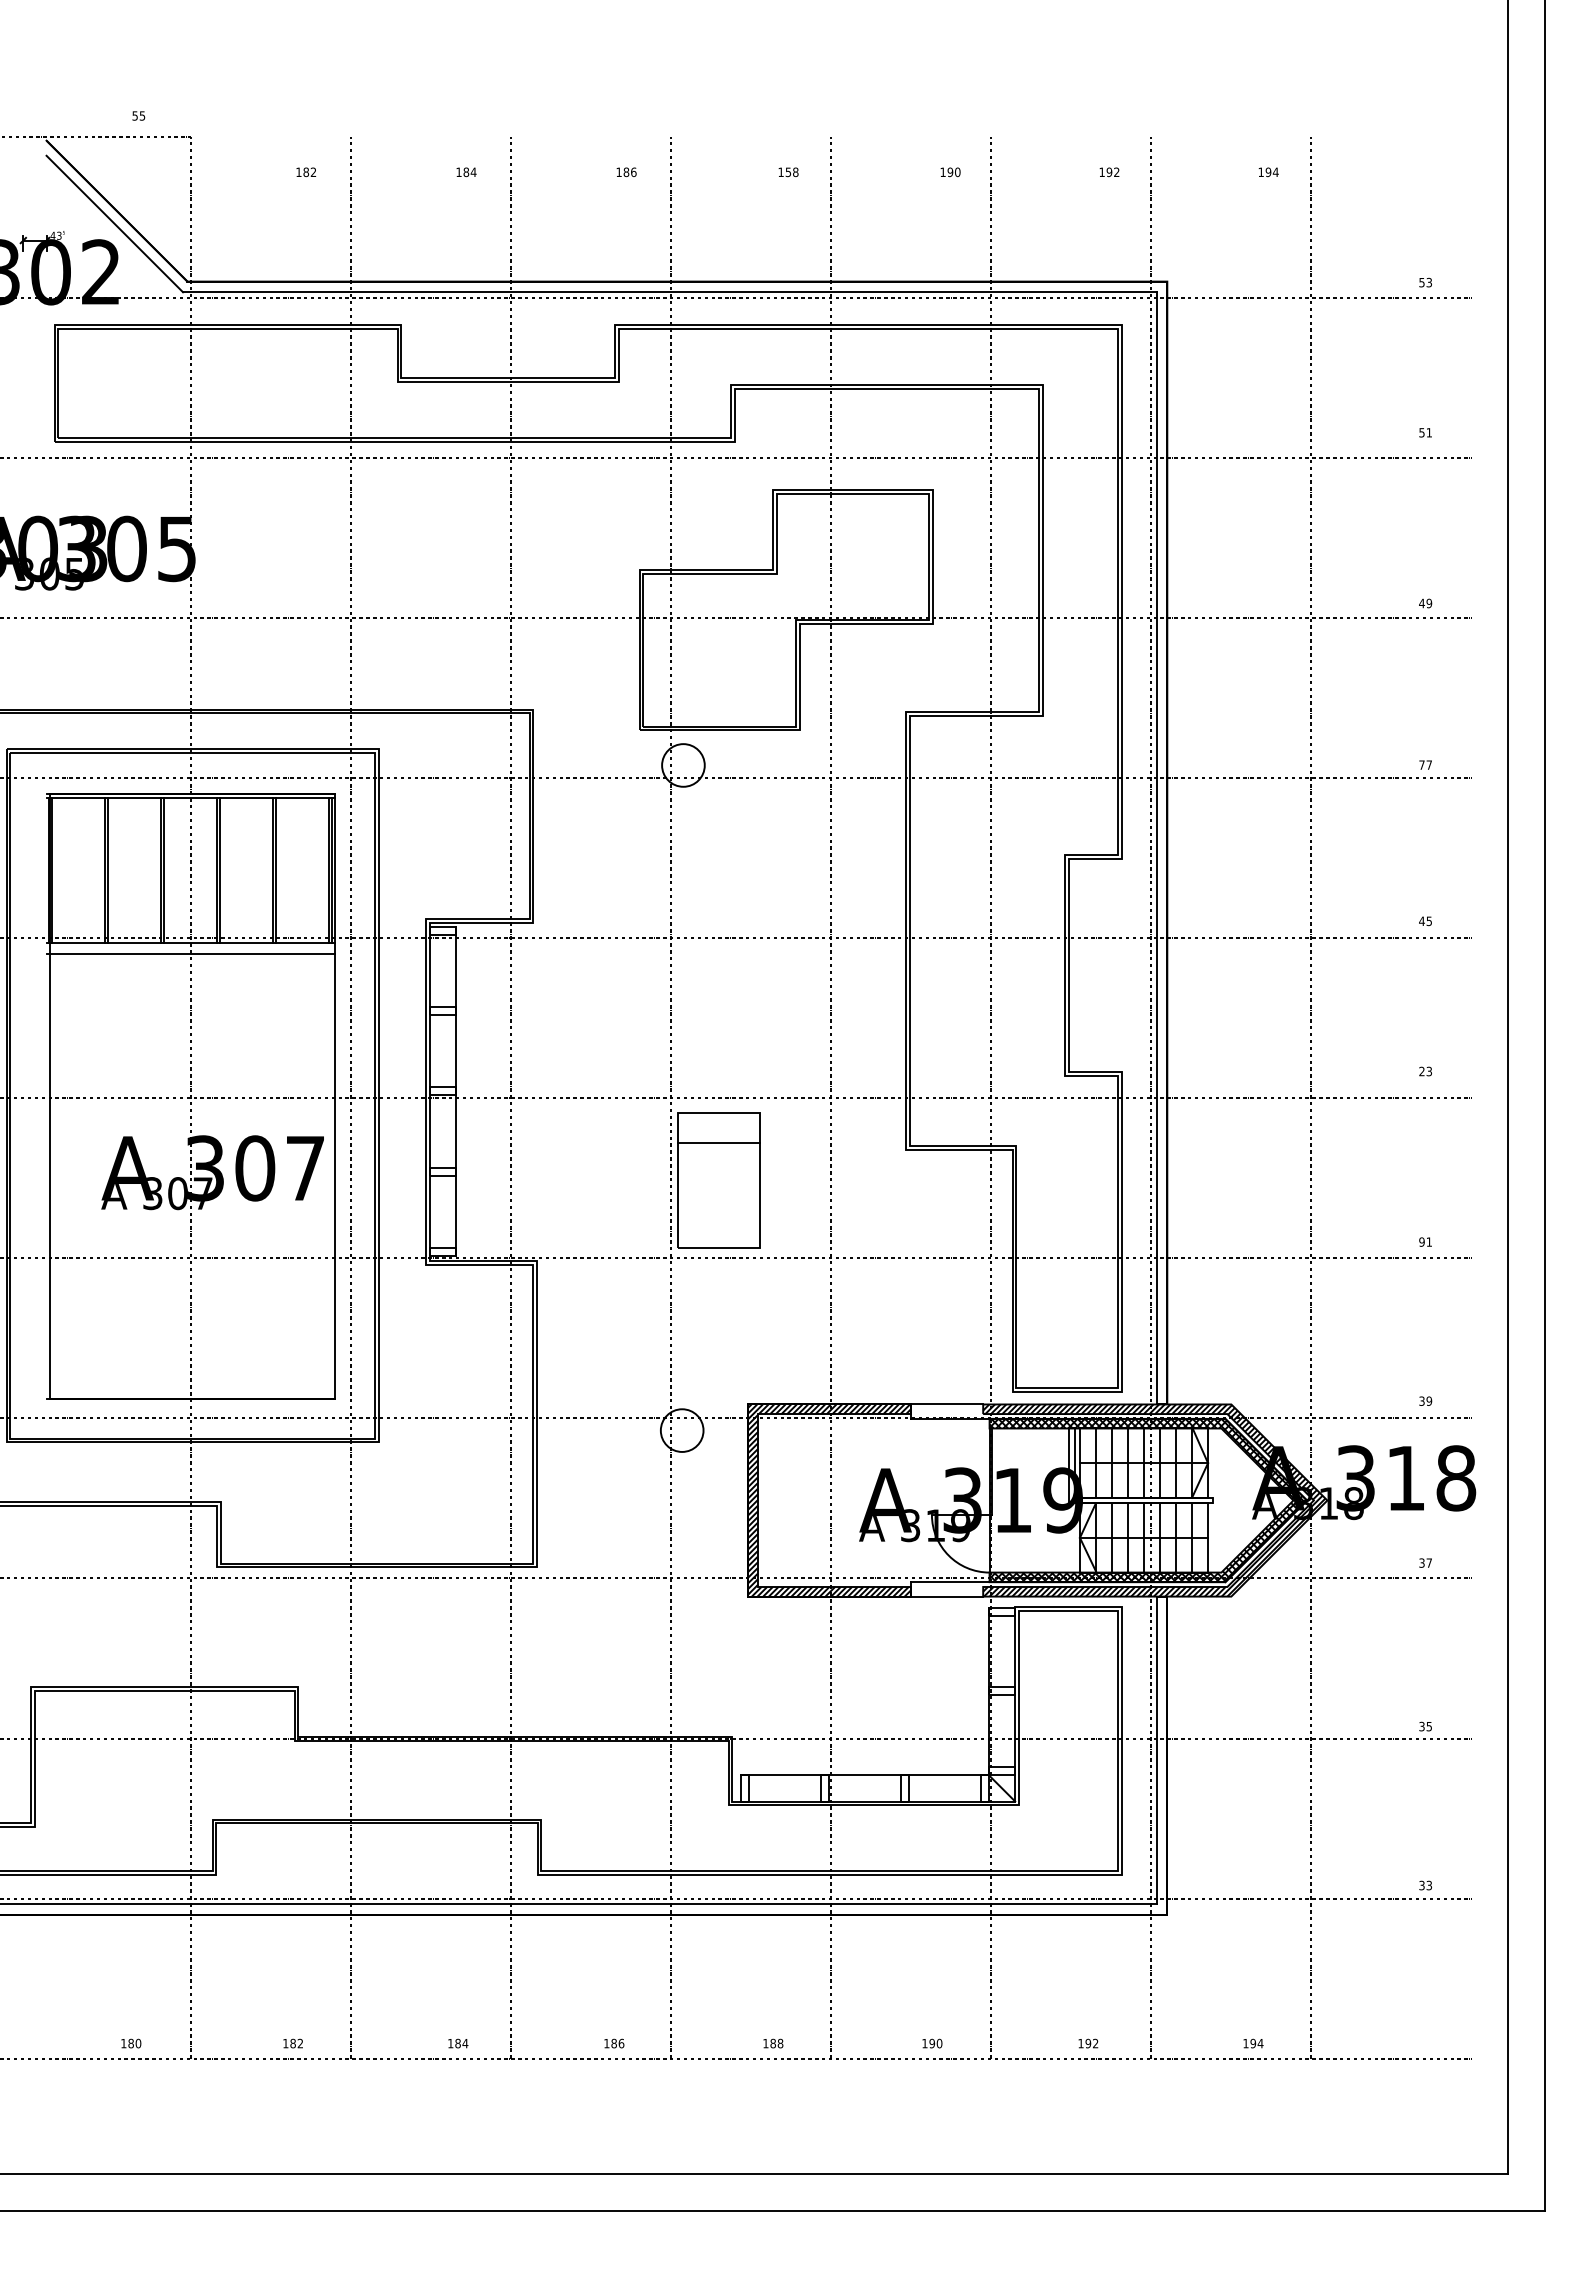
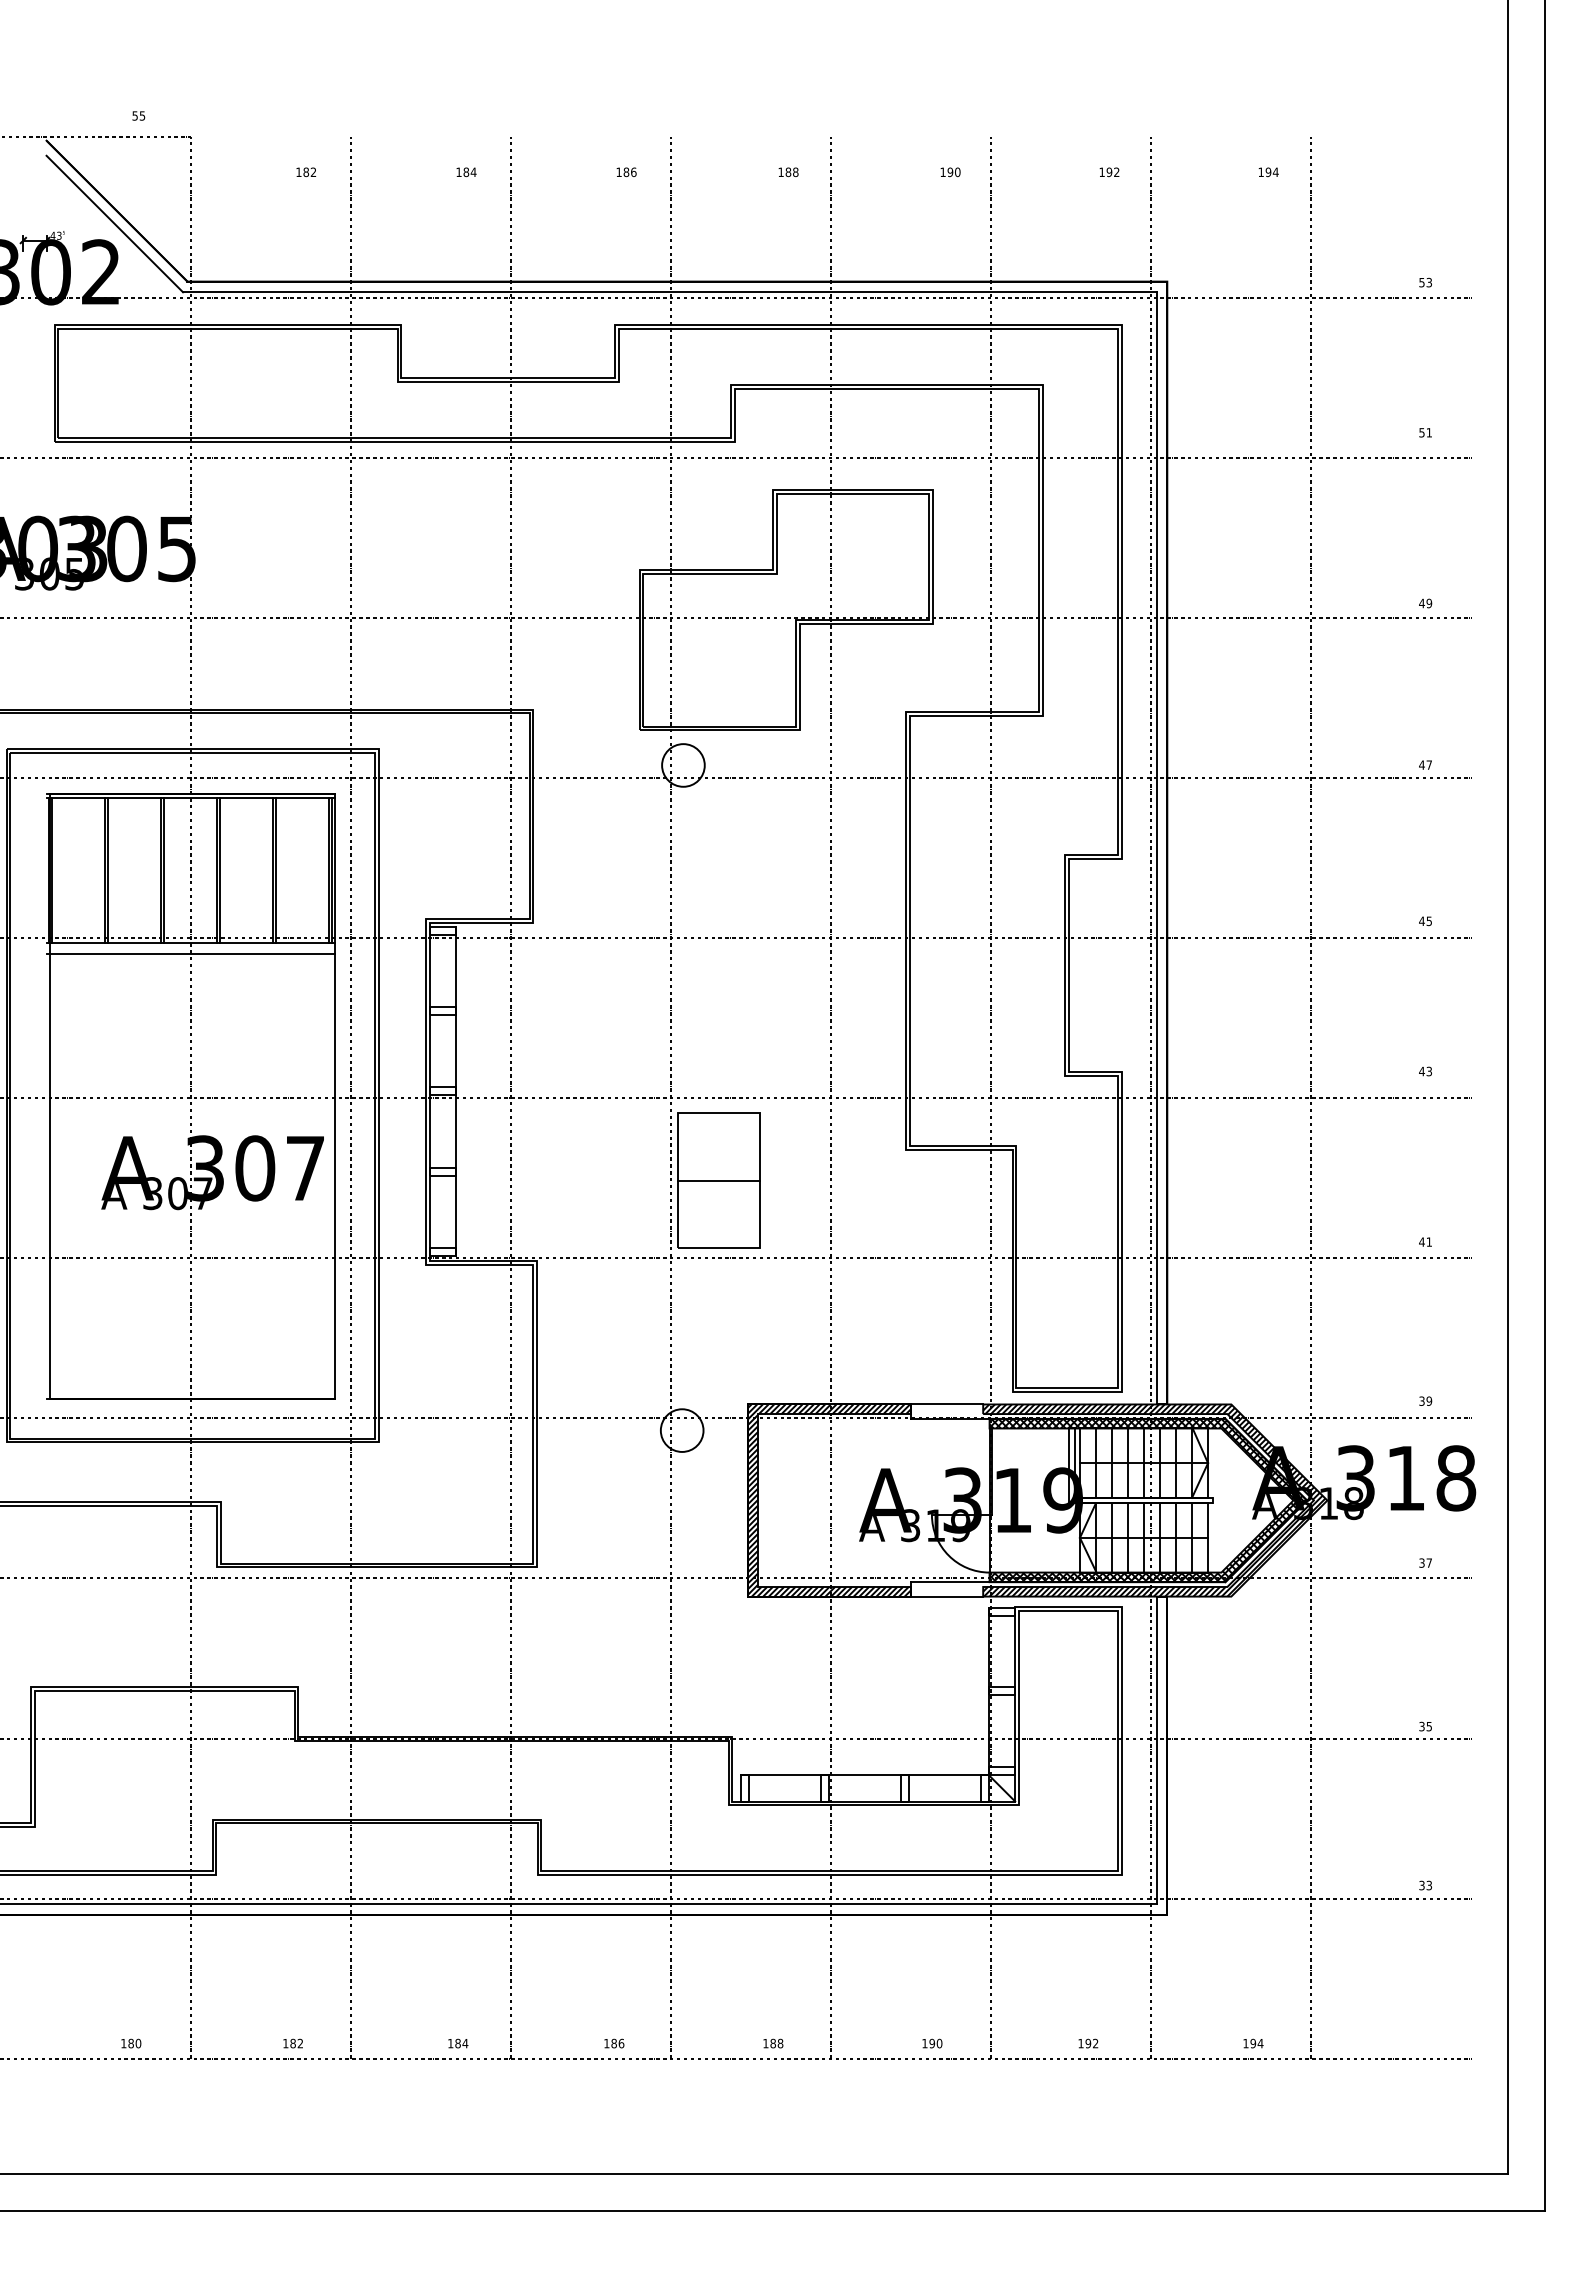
text: 158 -> 188 (788, 172)
text: 77 -> 47 (1421, 764)
text: 23 -> 43 (1421, 1071)
line position: (719, 1142) -> (719, 1180) (719, 1180)
text: 91 -> 41 (1421, 1241)
